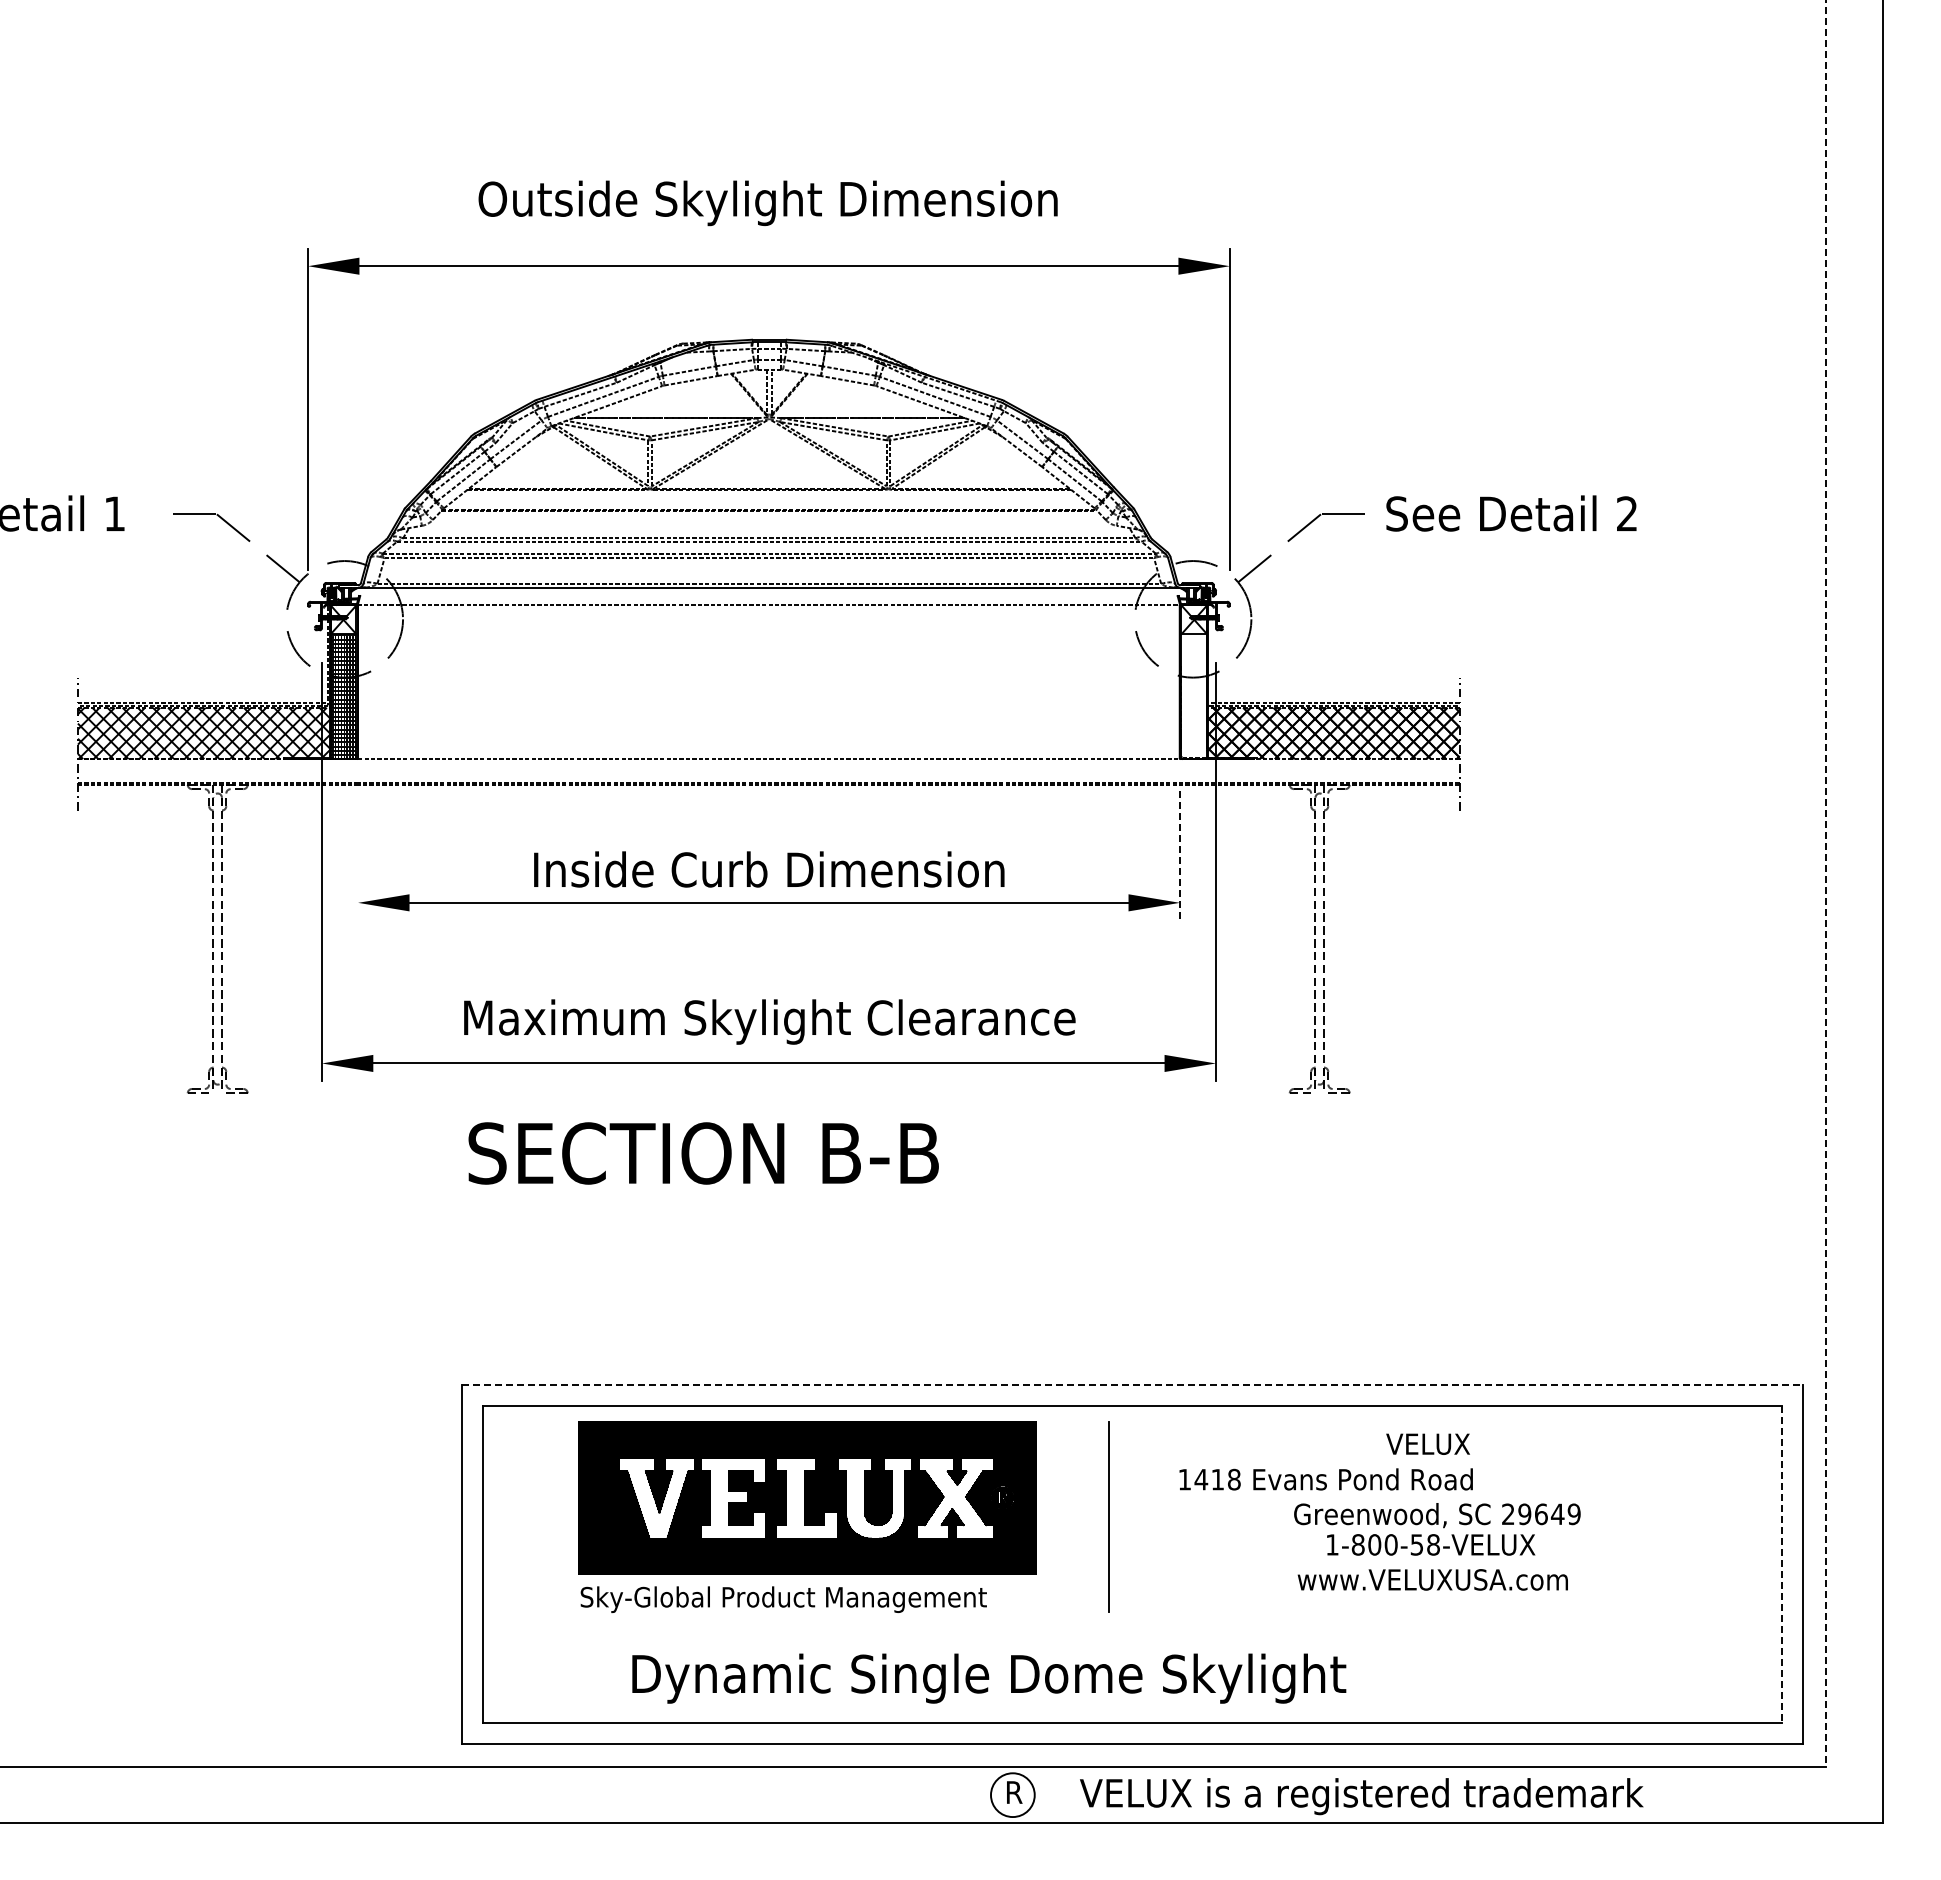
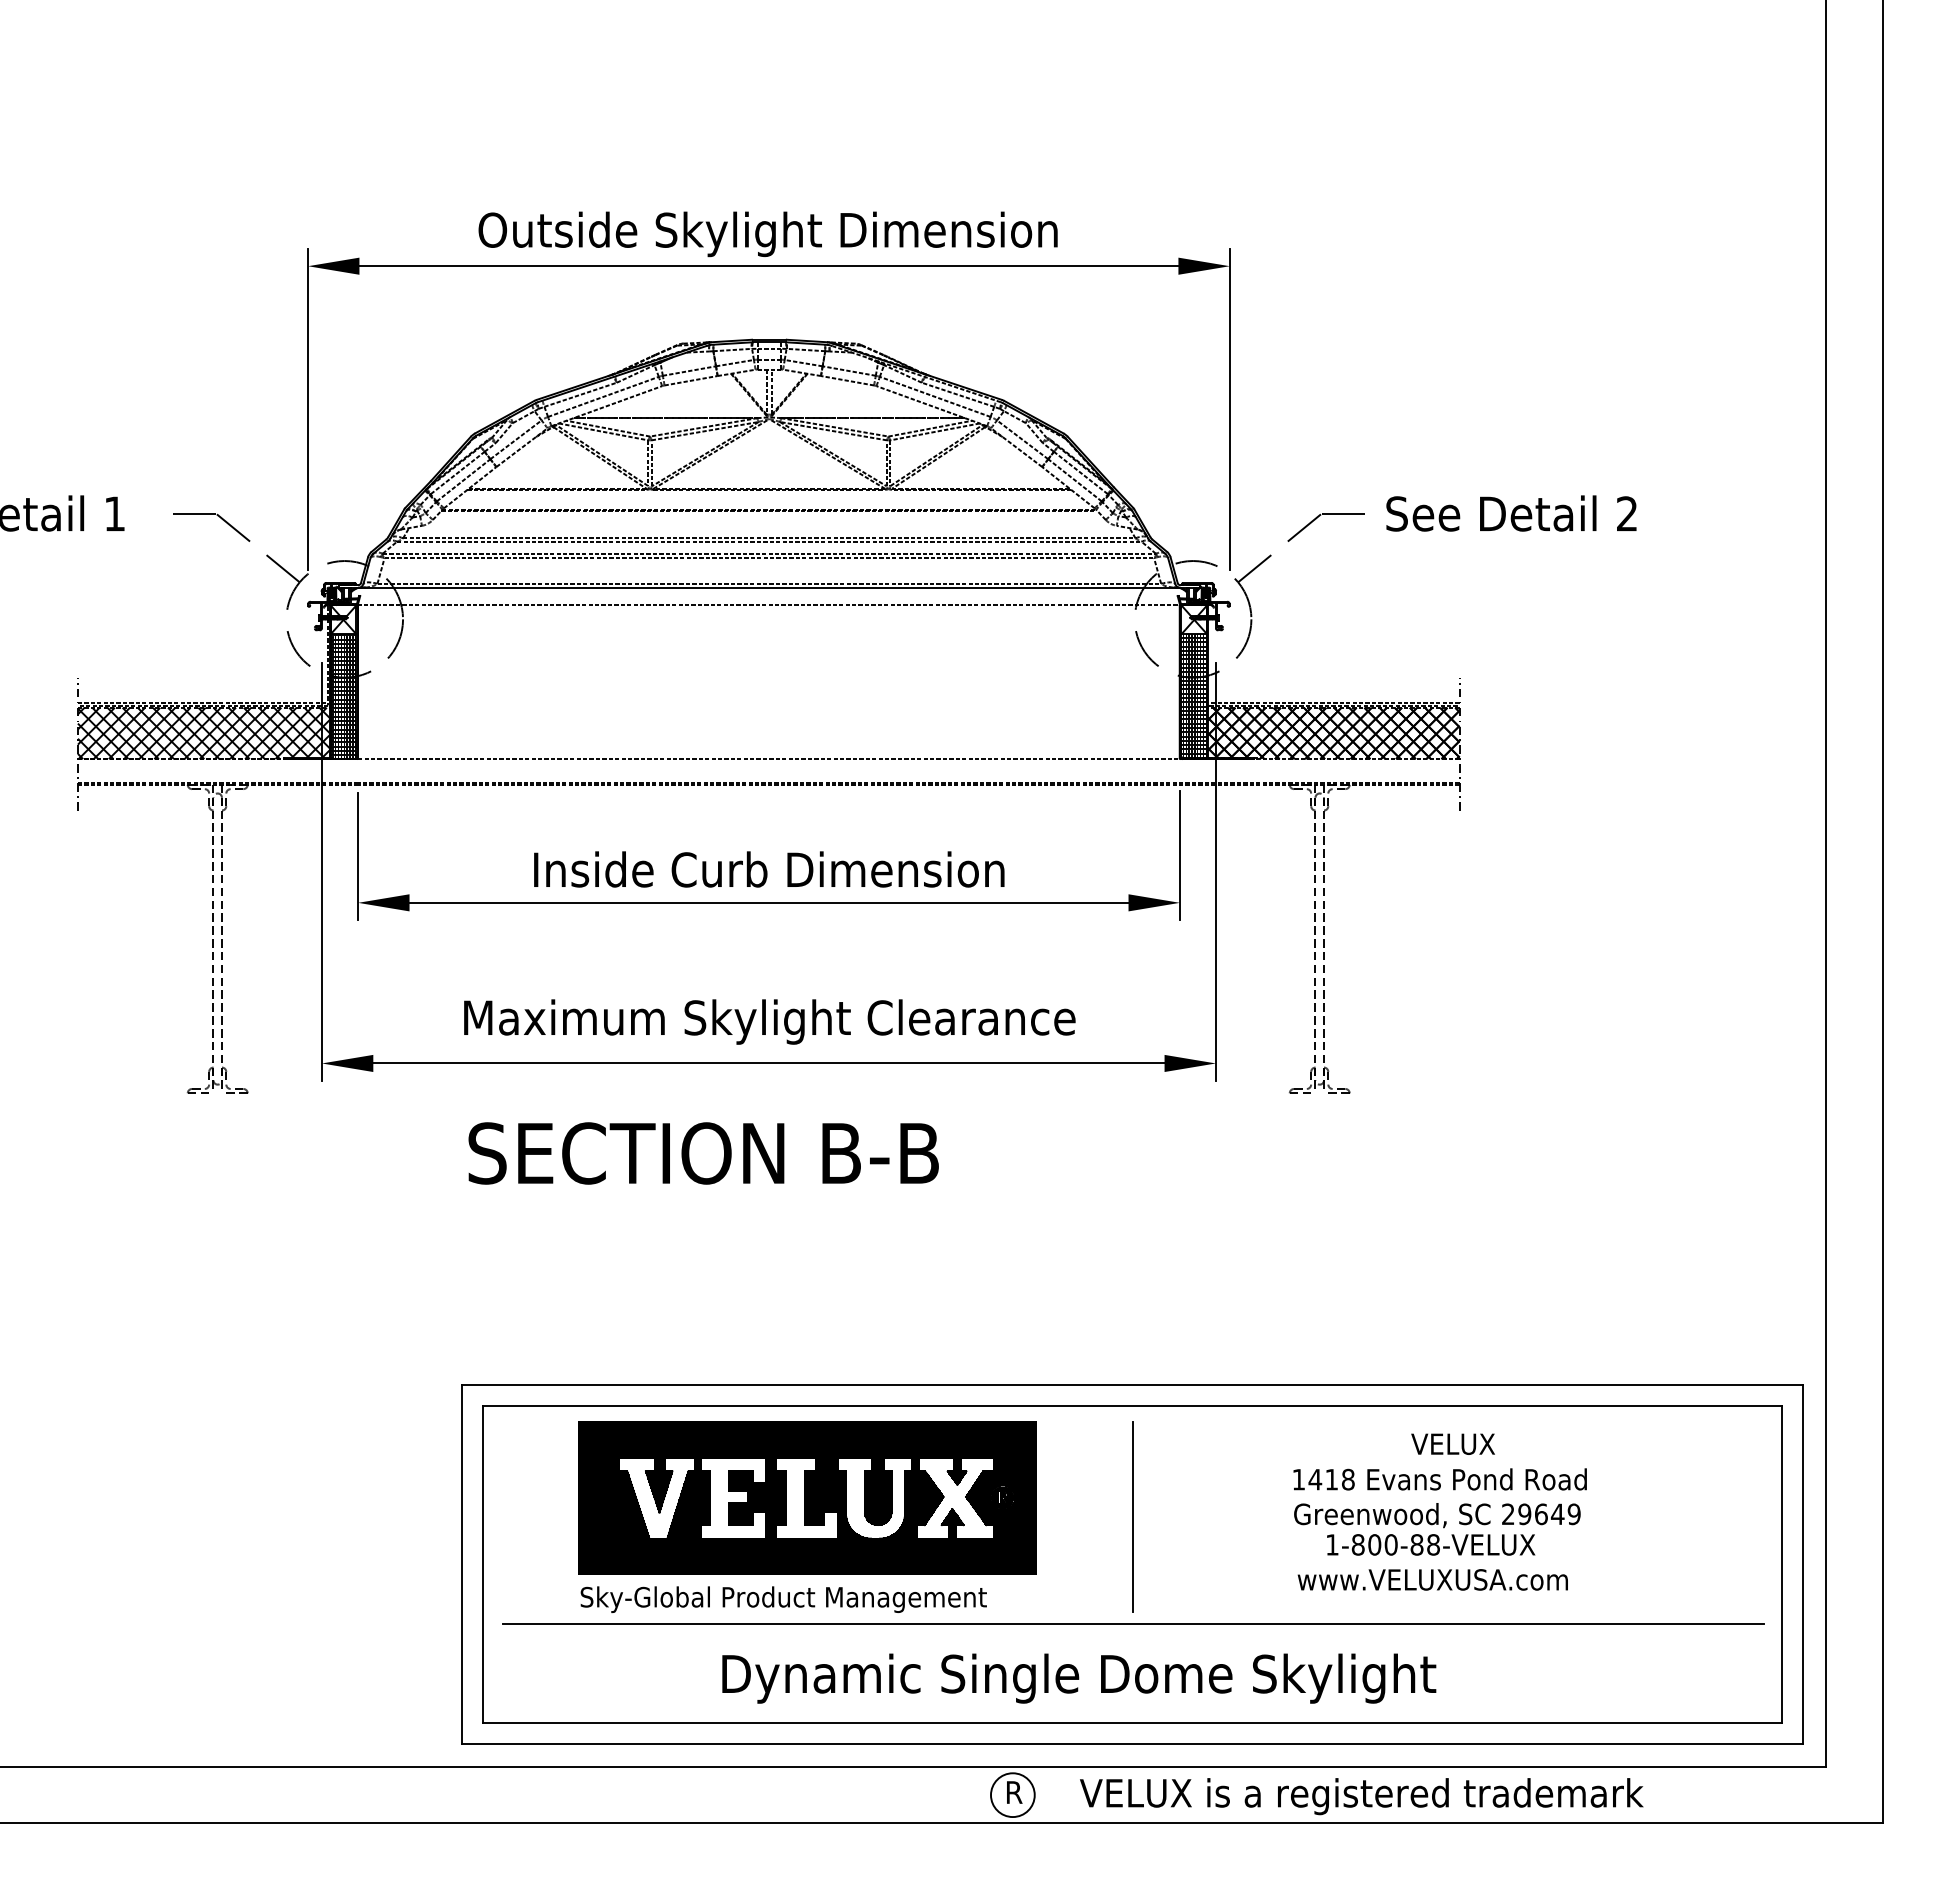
text position: (767, 203) -> (767, 234) (767, 234)
hatch: none -> present (1194, 696)
line: none -> present (358, 855)
line: dashed -> solid (1179, 855)
line: dashed -> solid (1826, 883)
line: dashed -> solid (1132, 1385)
text position: (1427, 1443) -> (1452, 1443) (1452, 1443)
text position: (1325, 1479) -> (1439, 1479) (1439, 1479)
line position: (1108, 1516) -> (1132, 1516) (1132, 1516)
text: 1-800-58-VELUX -> 1-800-88-VELUX (1416, 1544)
line: dashed -> solid (1782, 1564)
line: none -> present (1132, 1624)
text position: (989, 1678) -> (1079, 1678) (1079, 1678)
